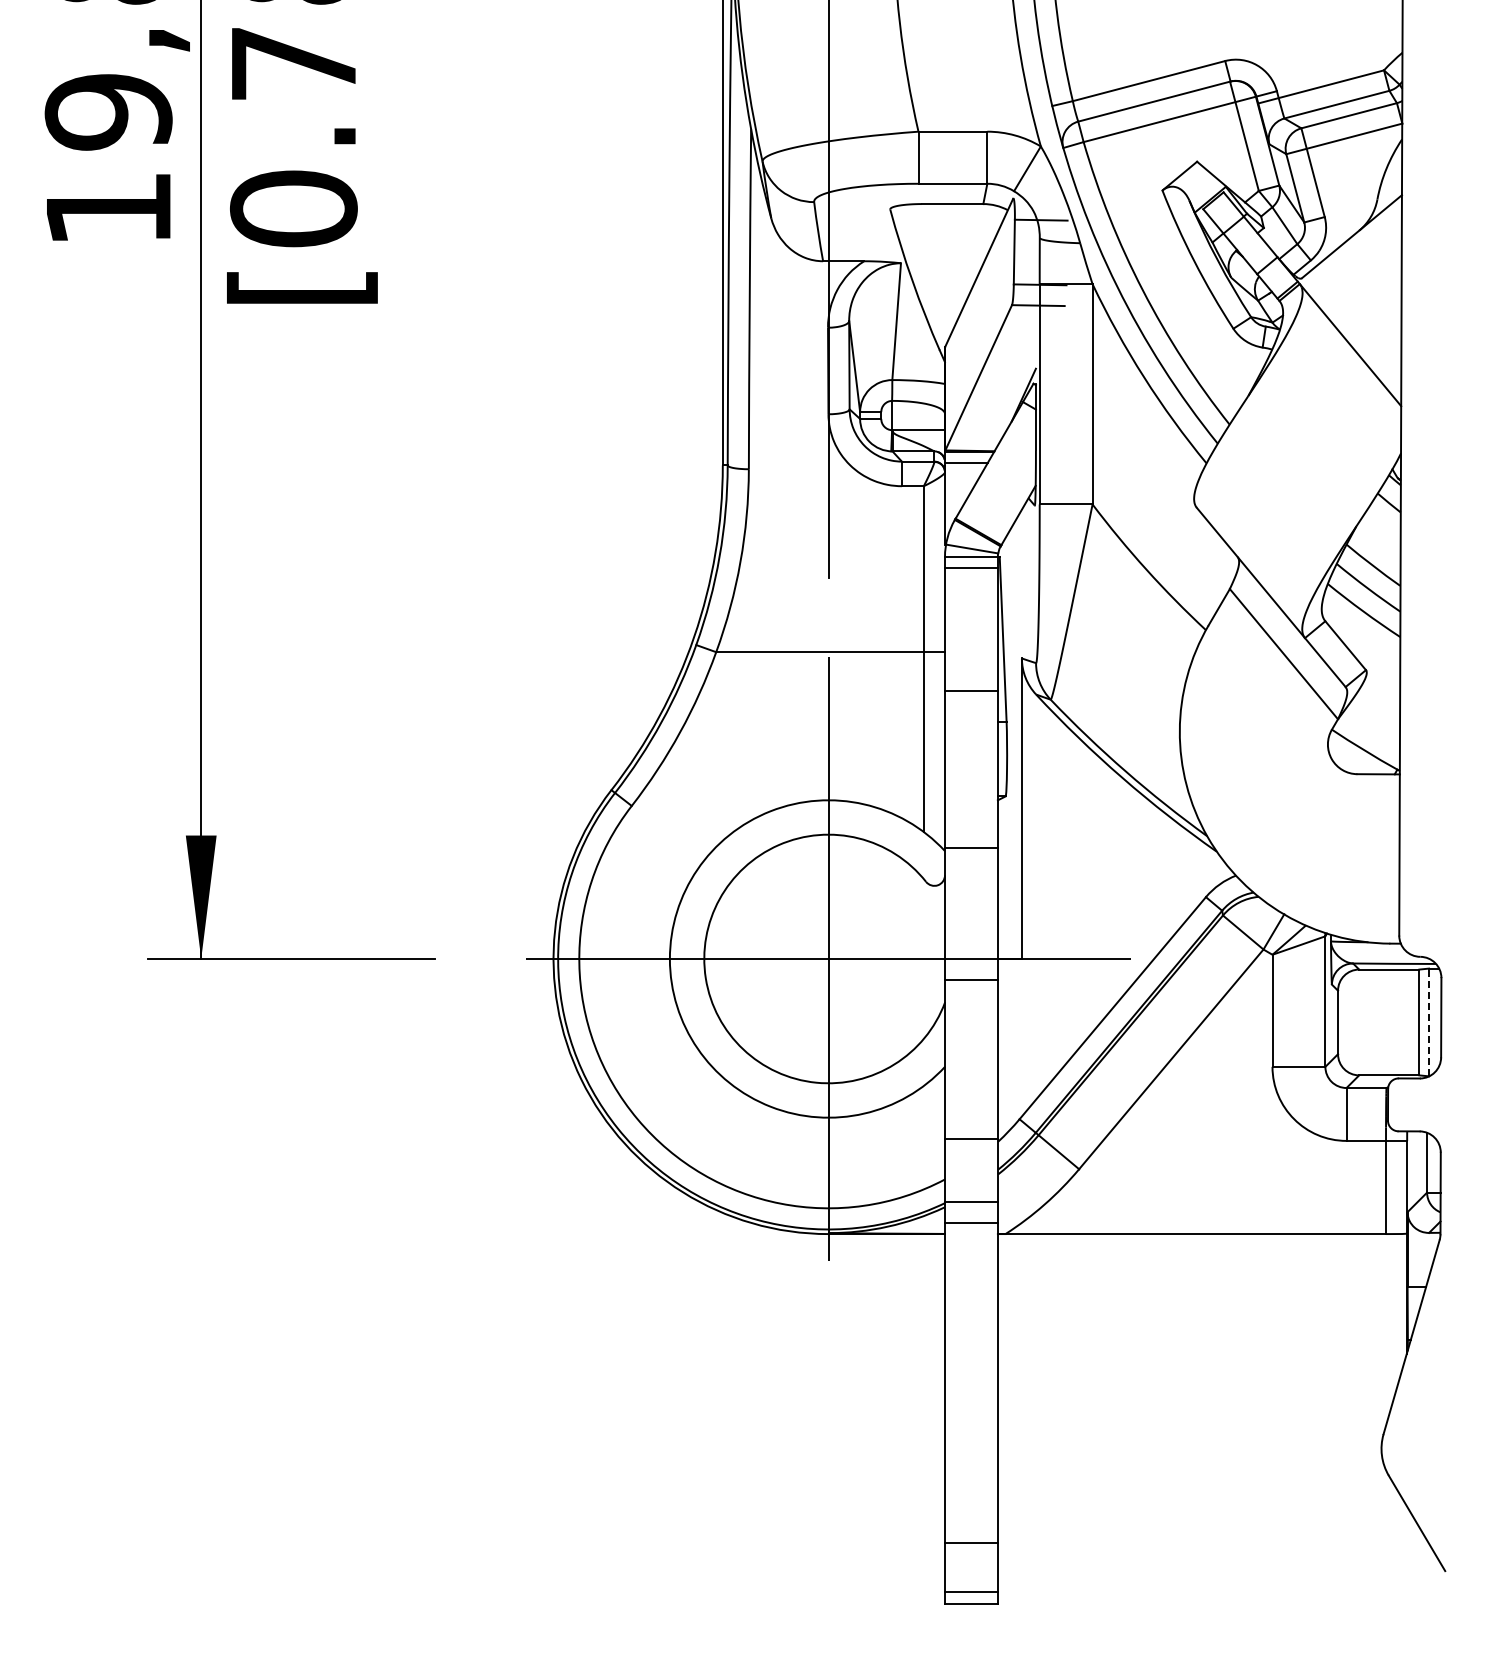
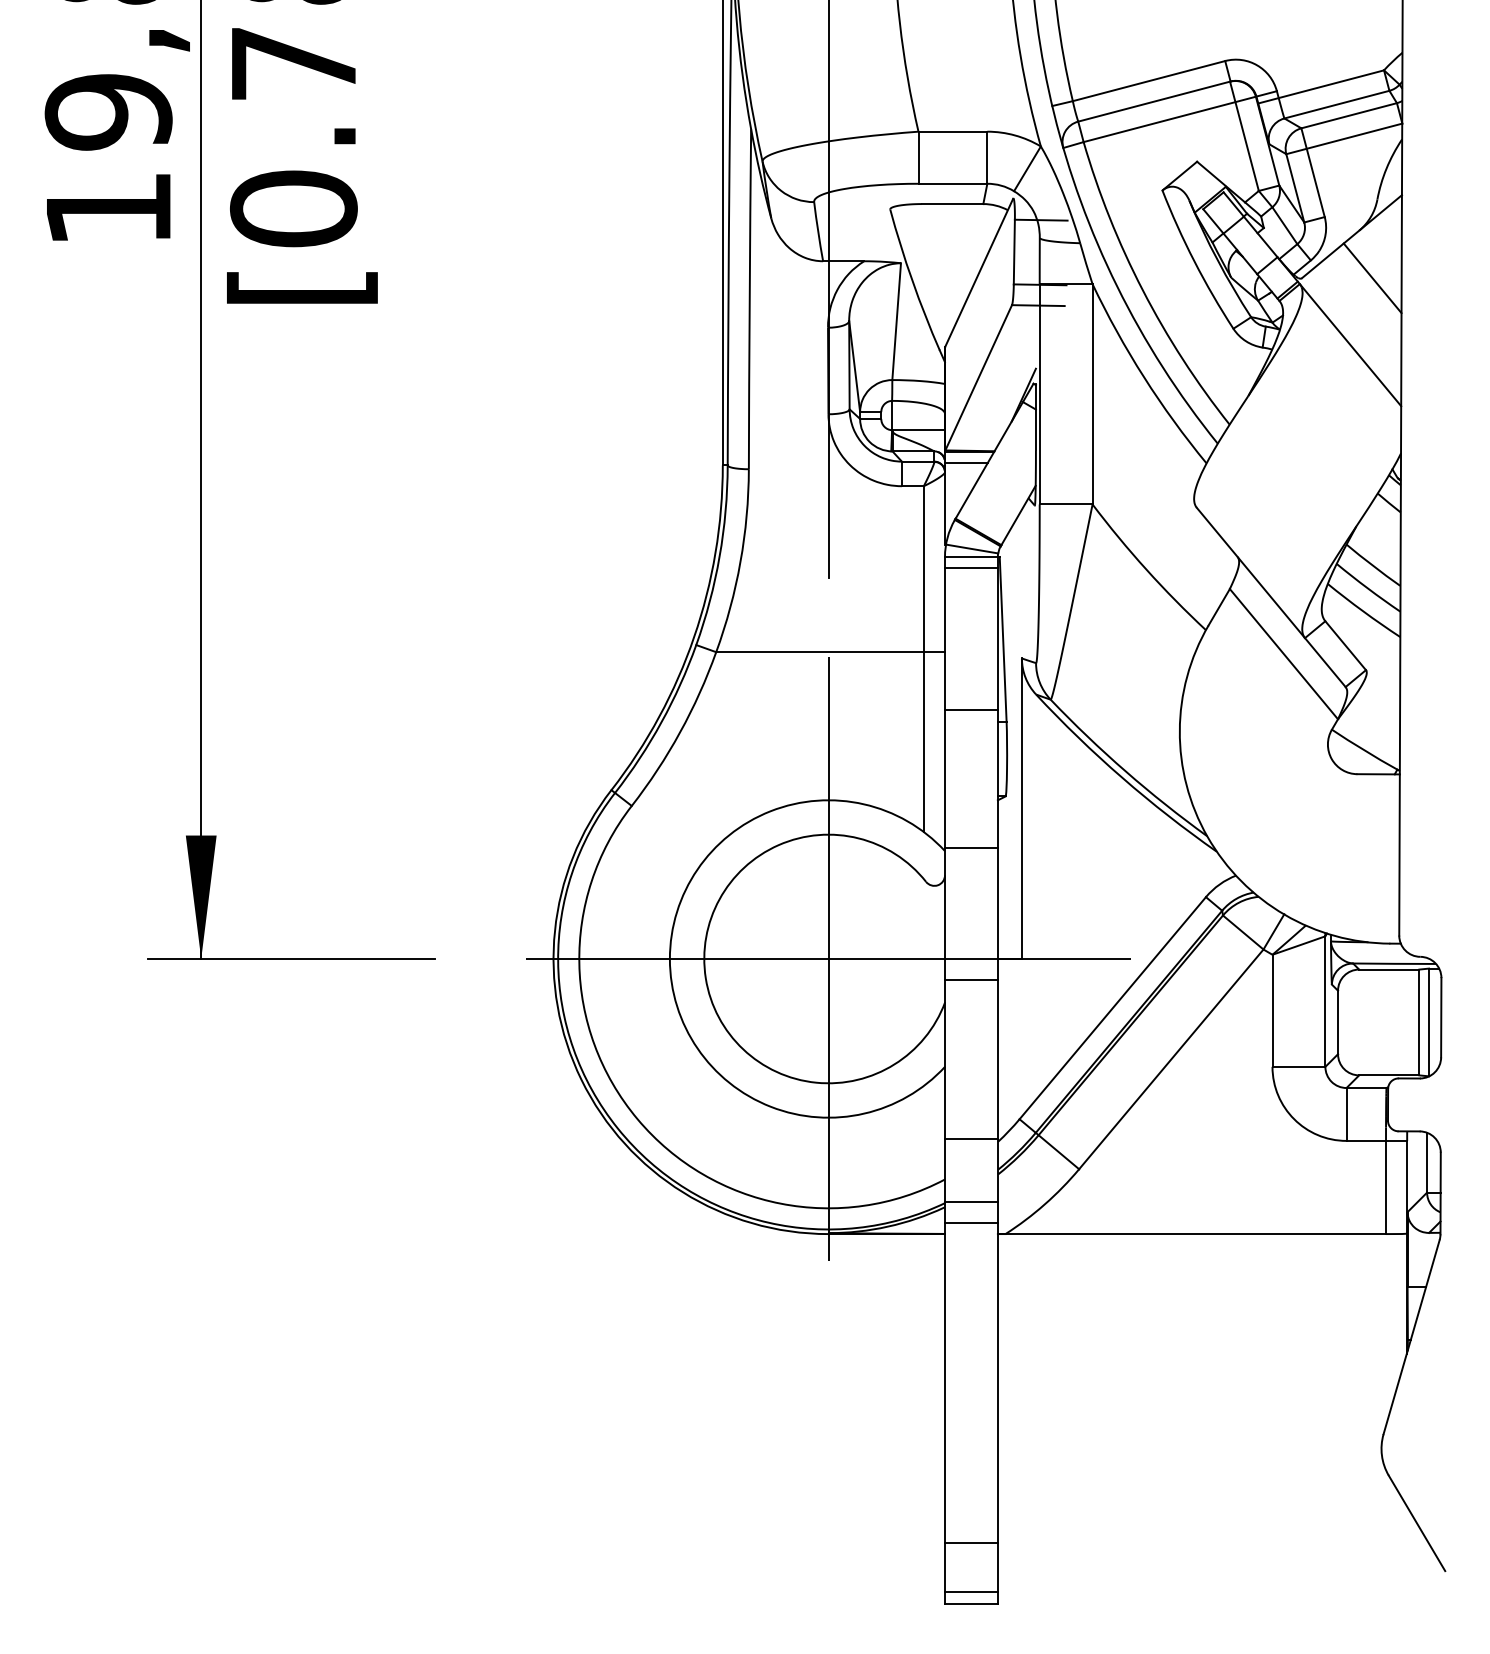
line: none -> present (1372, 278)
line position: (970, 691) -> (970, 710) (970, 710)
line: dashed -> solid (1429, 1022)
